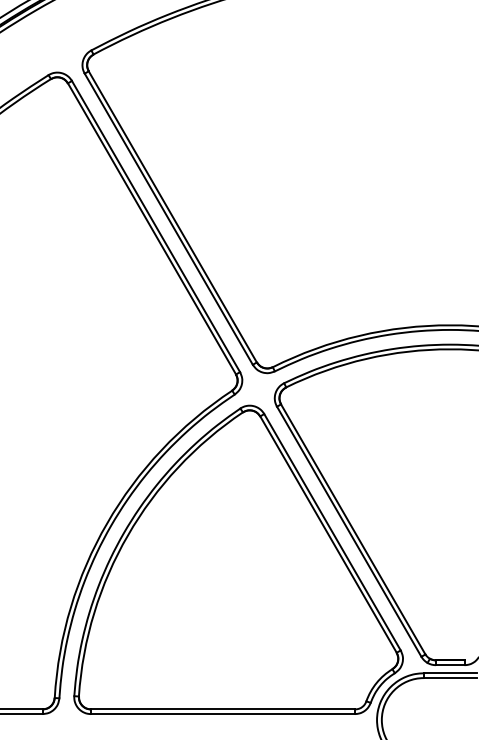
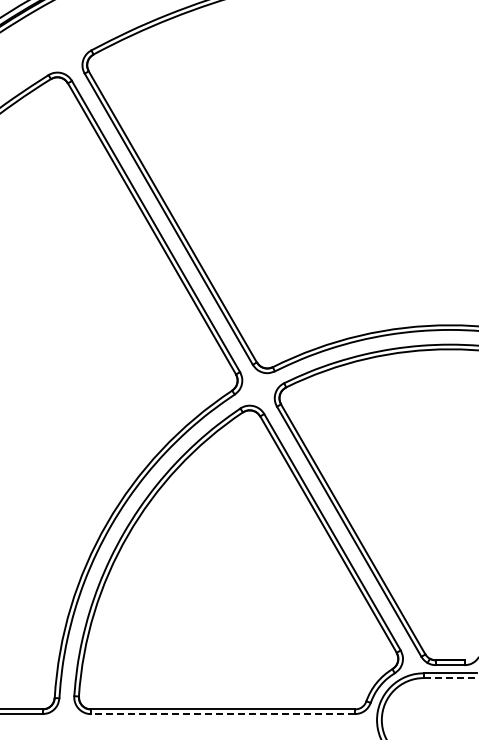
line: solid -> dashed (450, 678)
line: solid -> dashed (222, 714)
